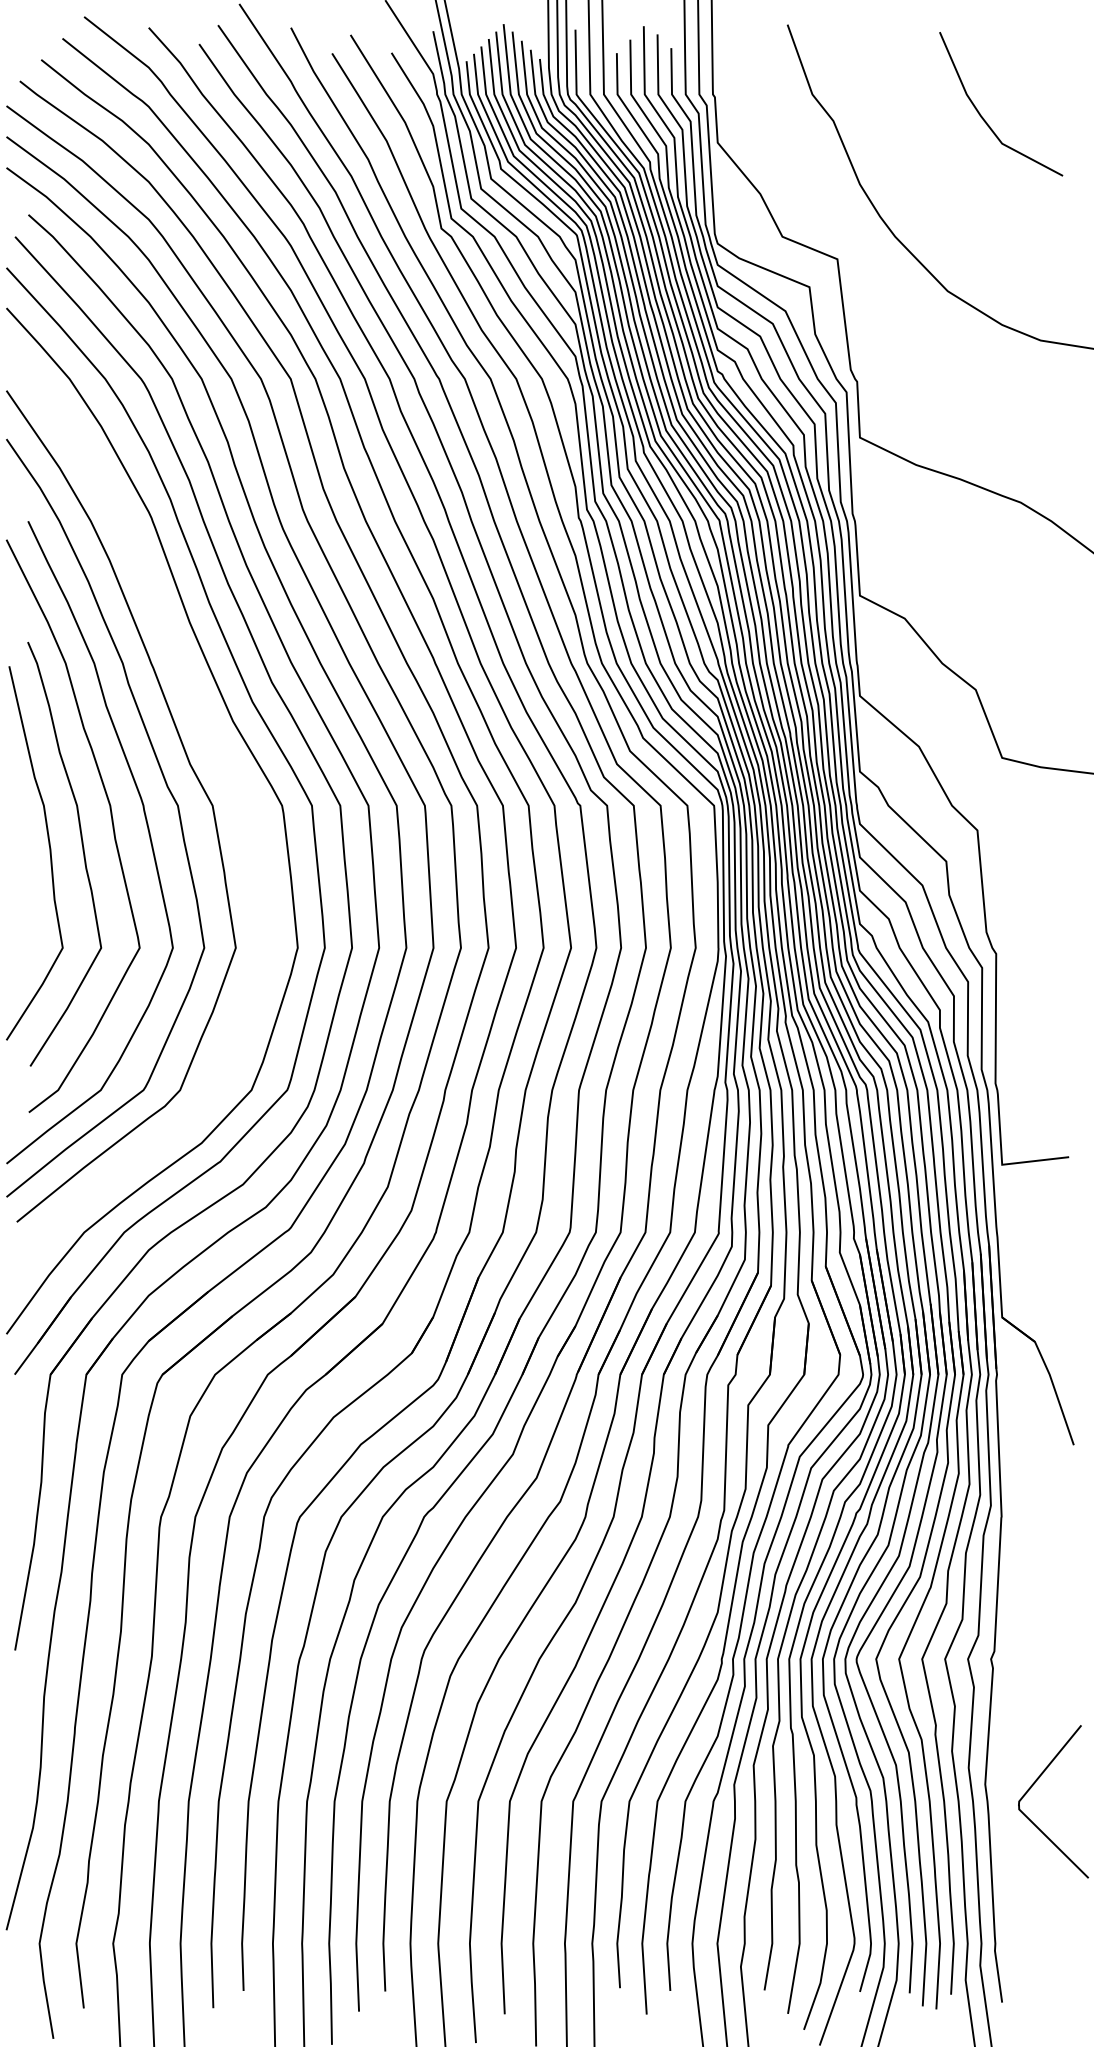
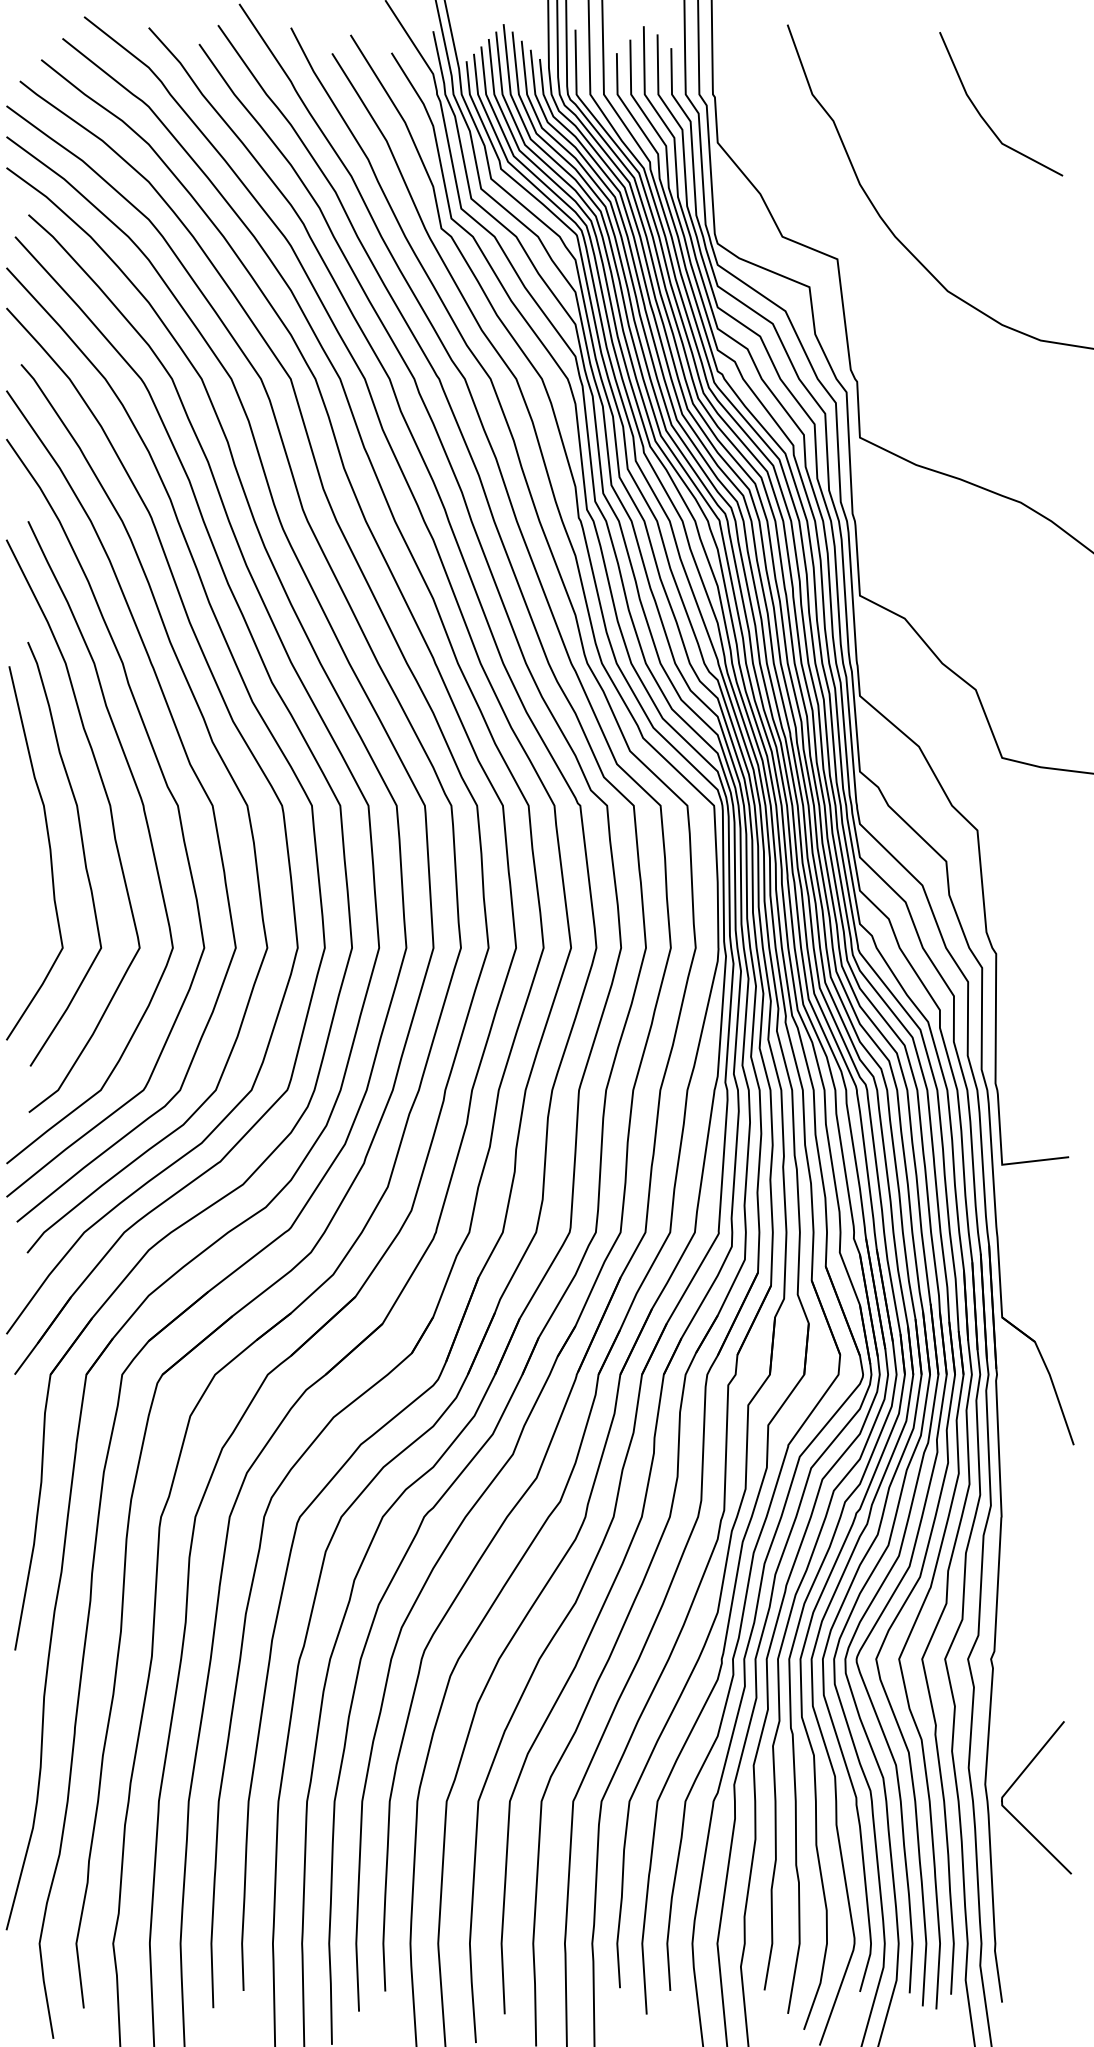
curve: none -> present (224, 766)
curve position: (1035, 1783) -> (1018, 1779) (1018, 1779)
